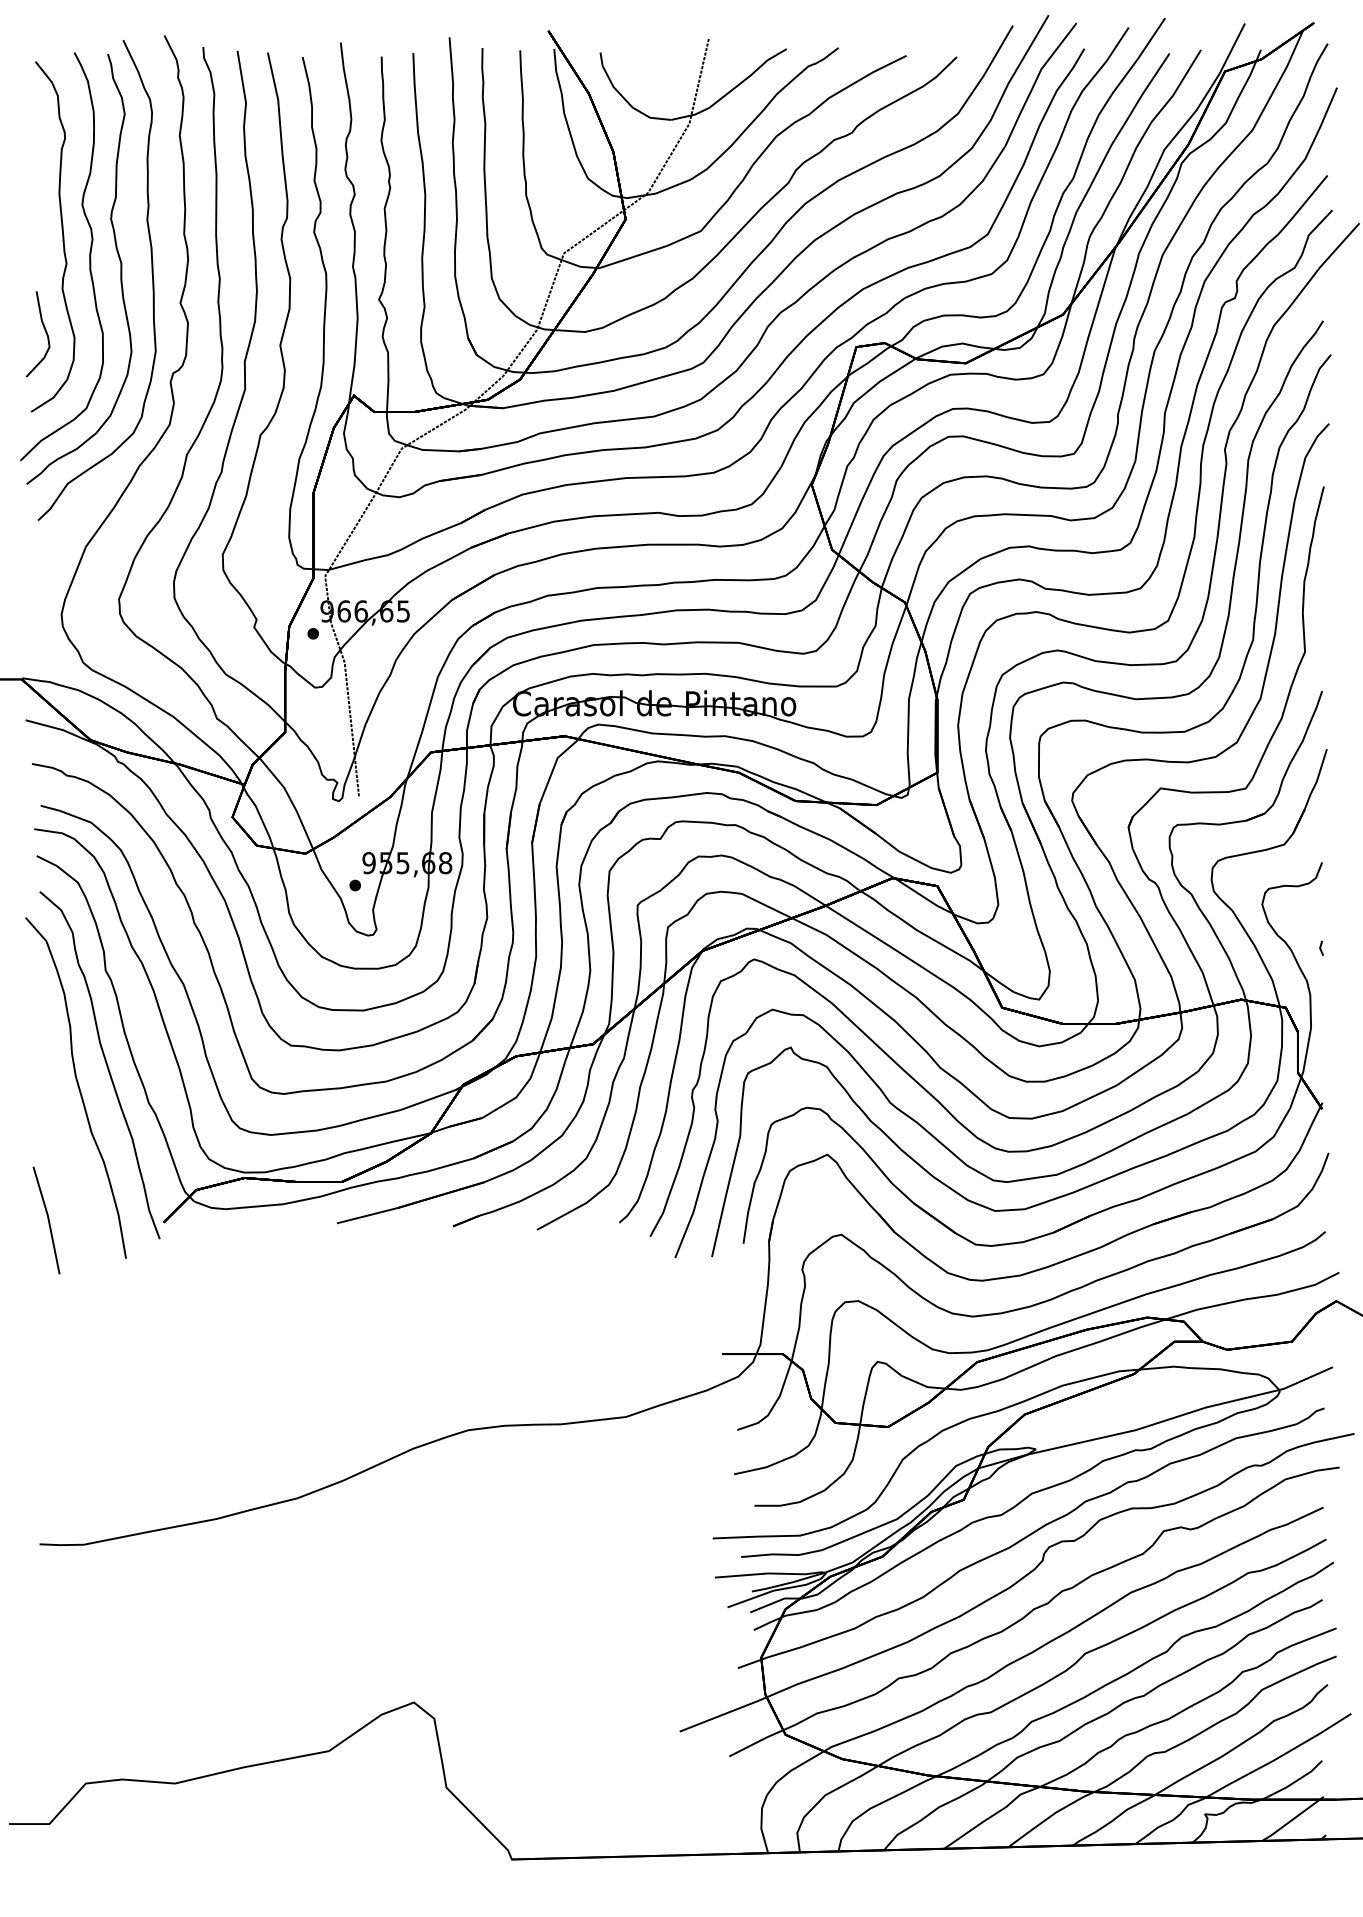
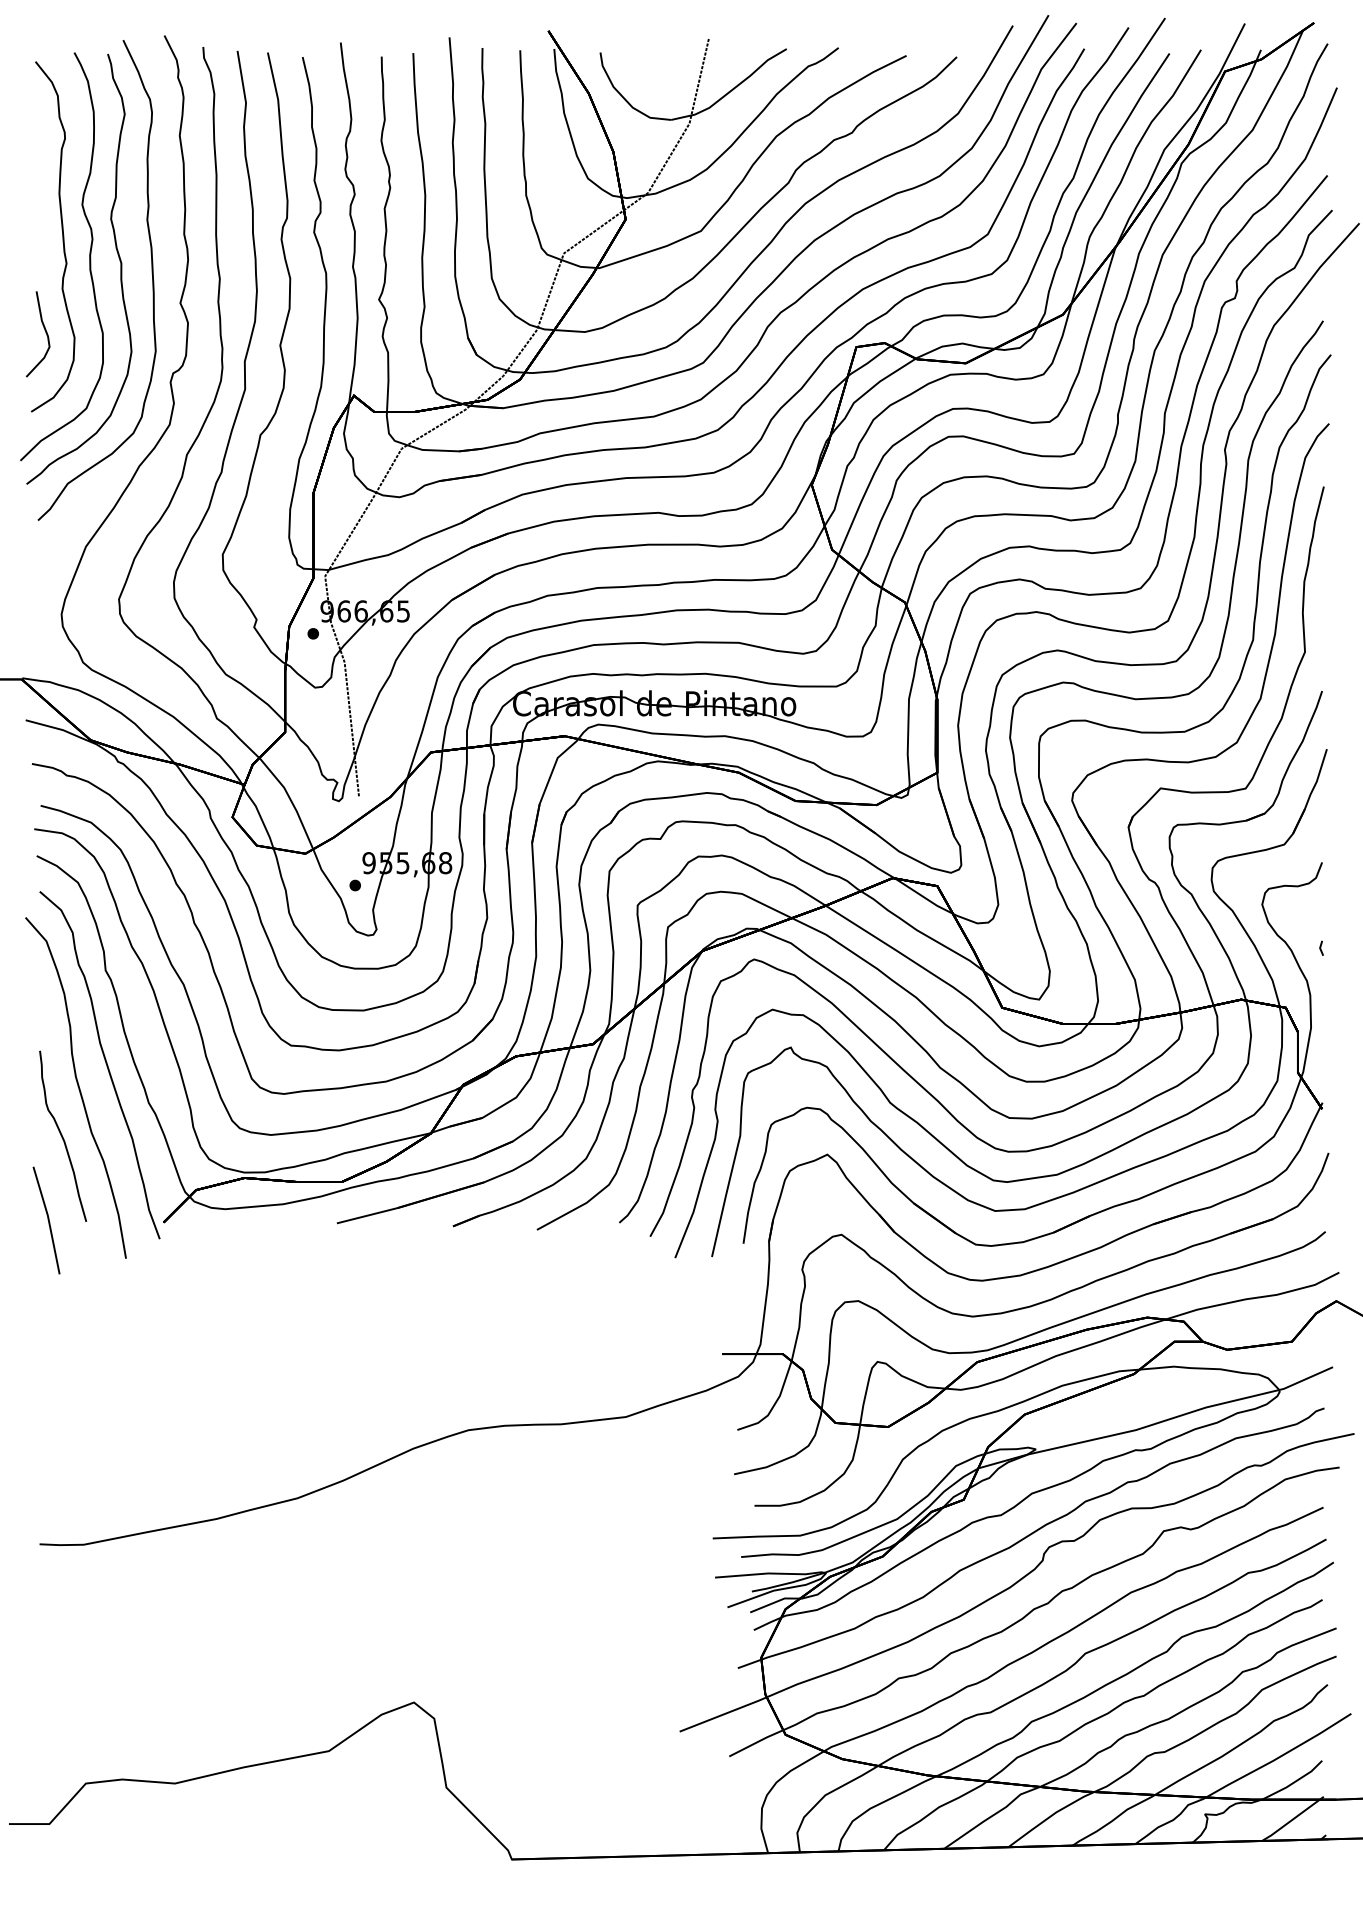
part: none -> present (63, 1135)
